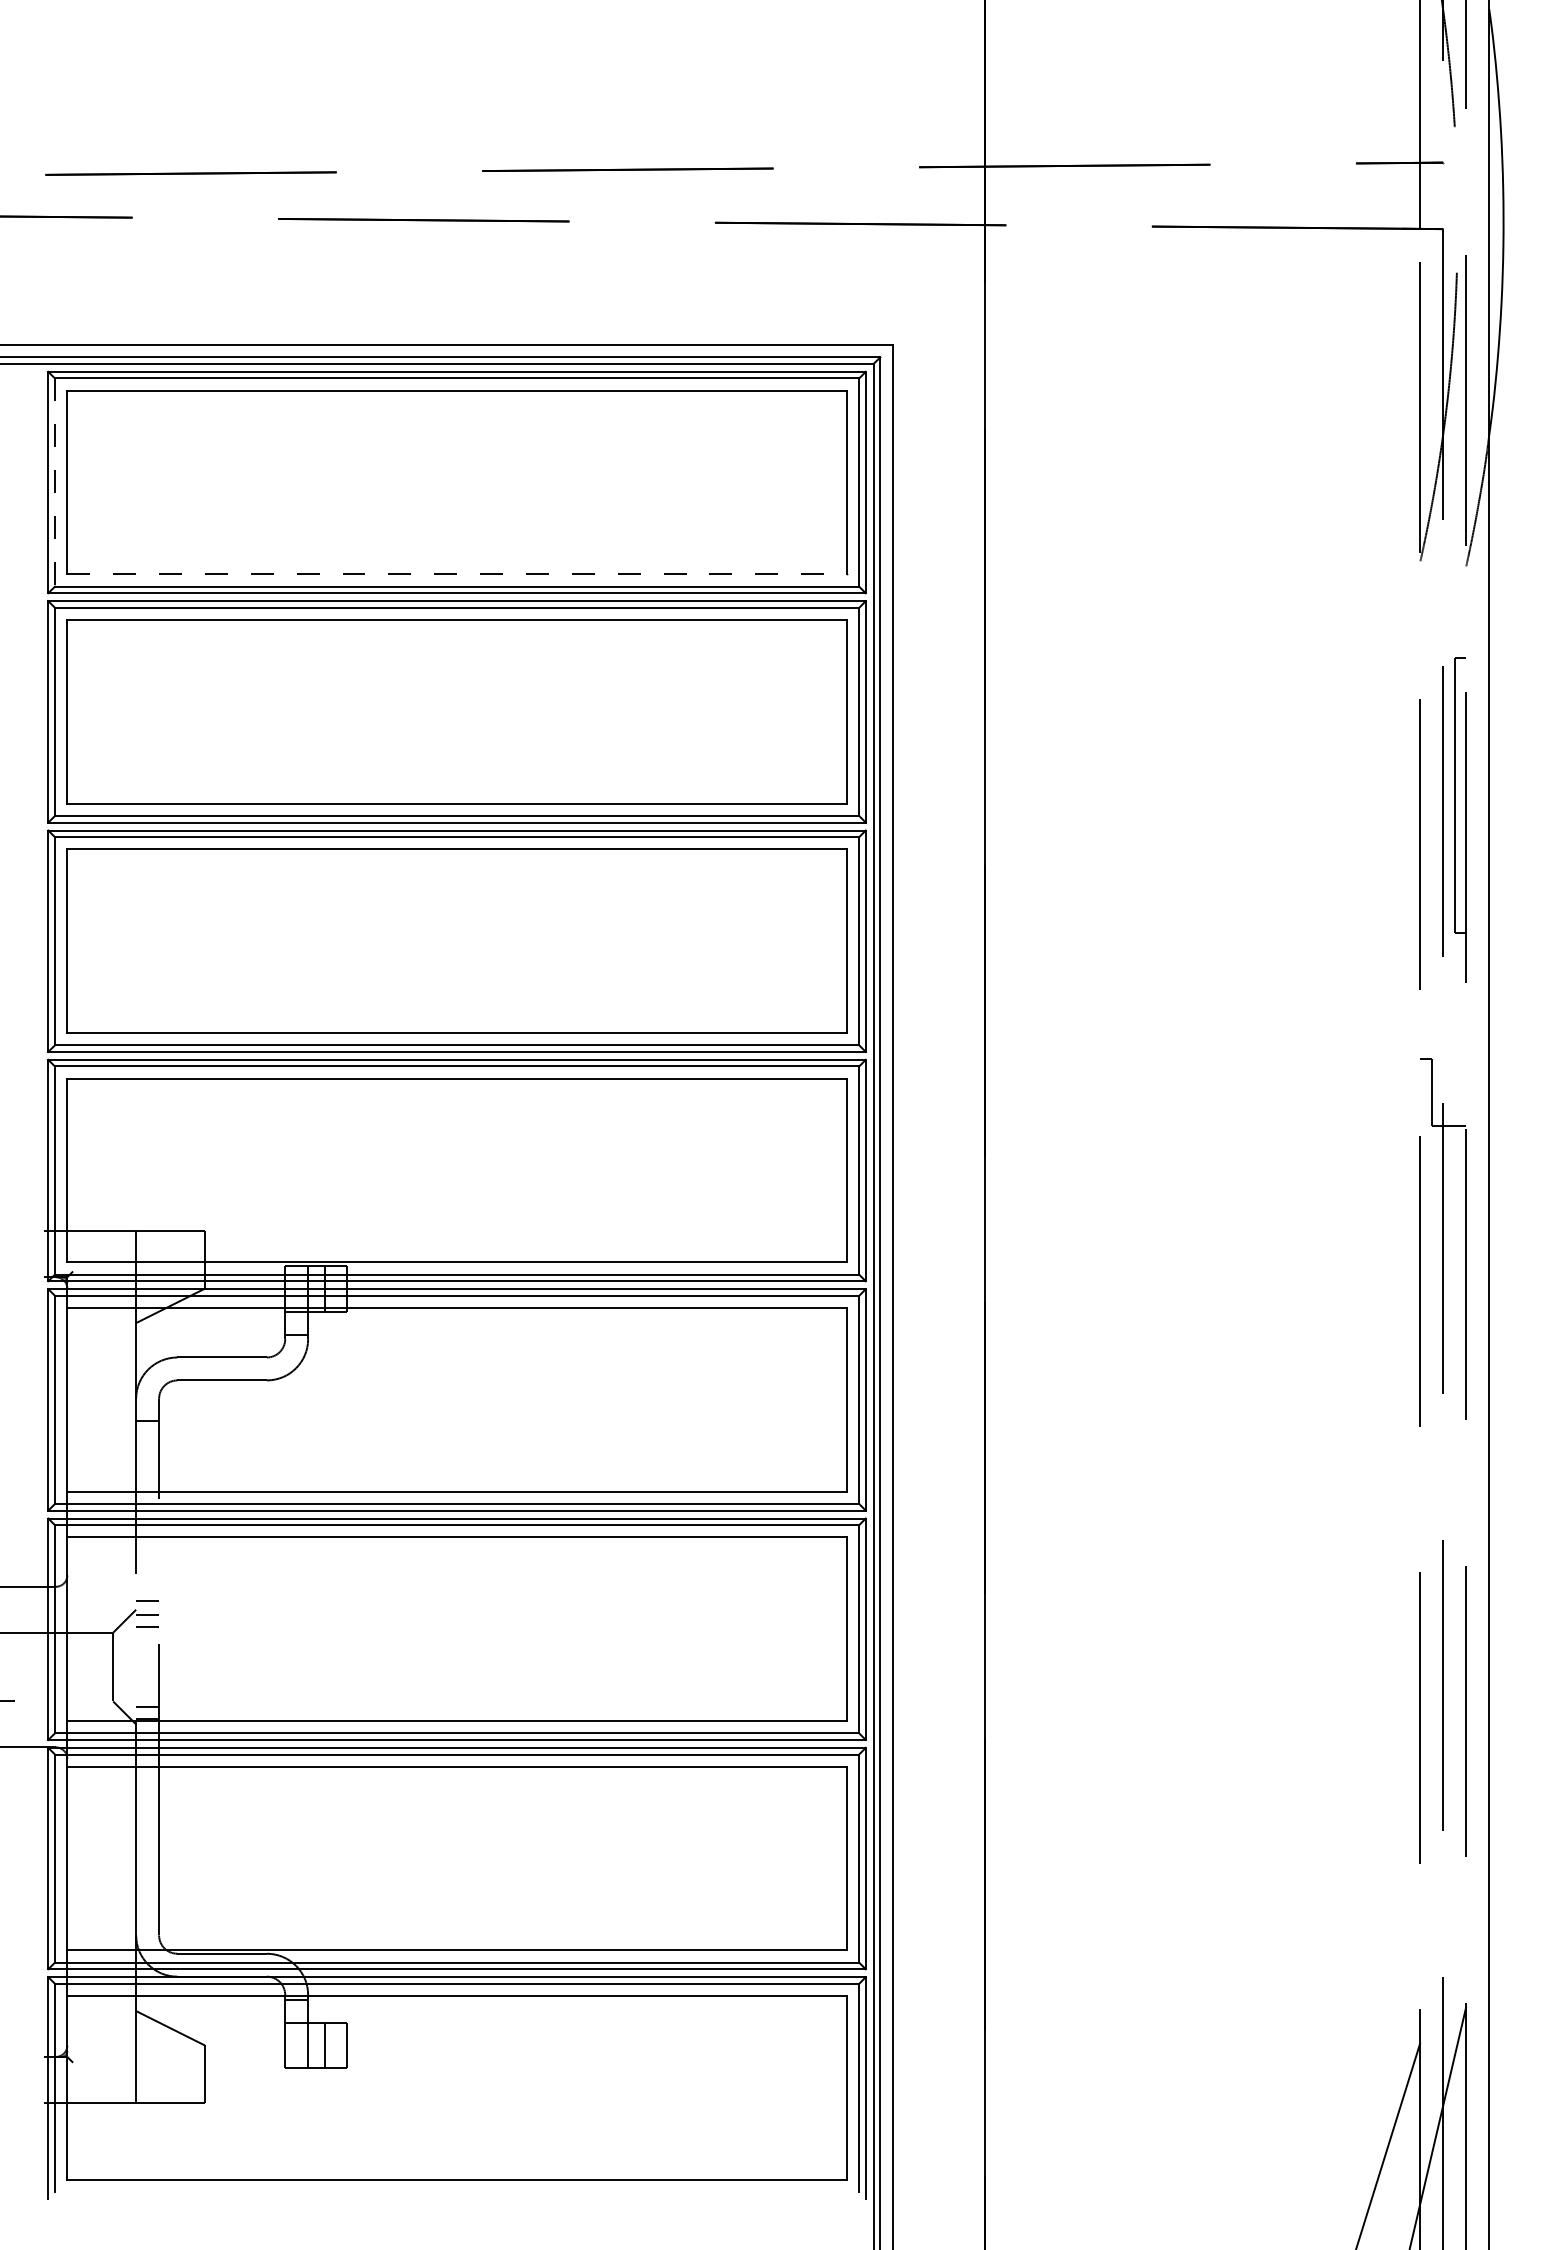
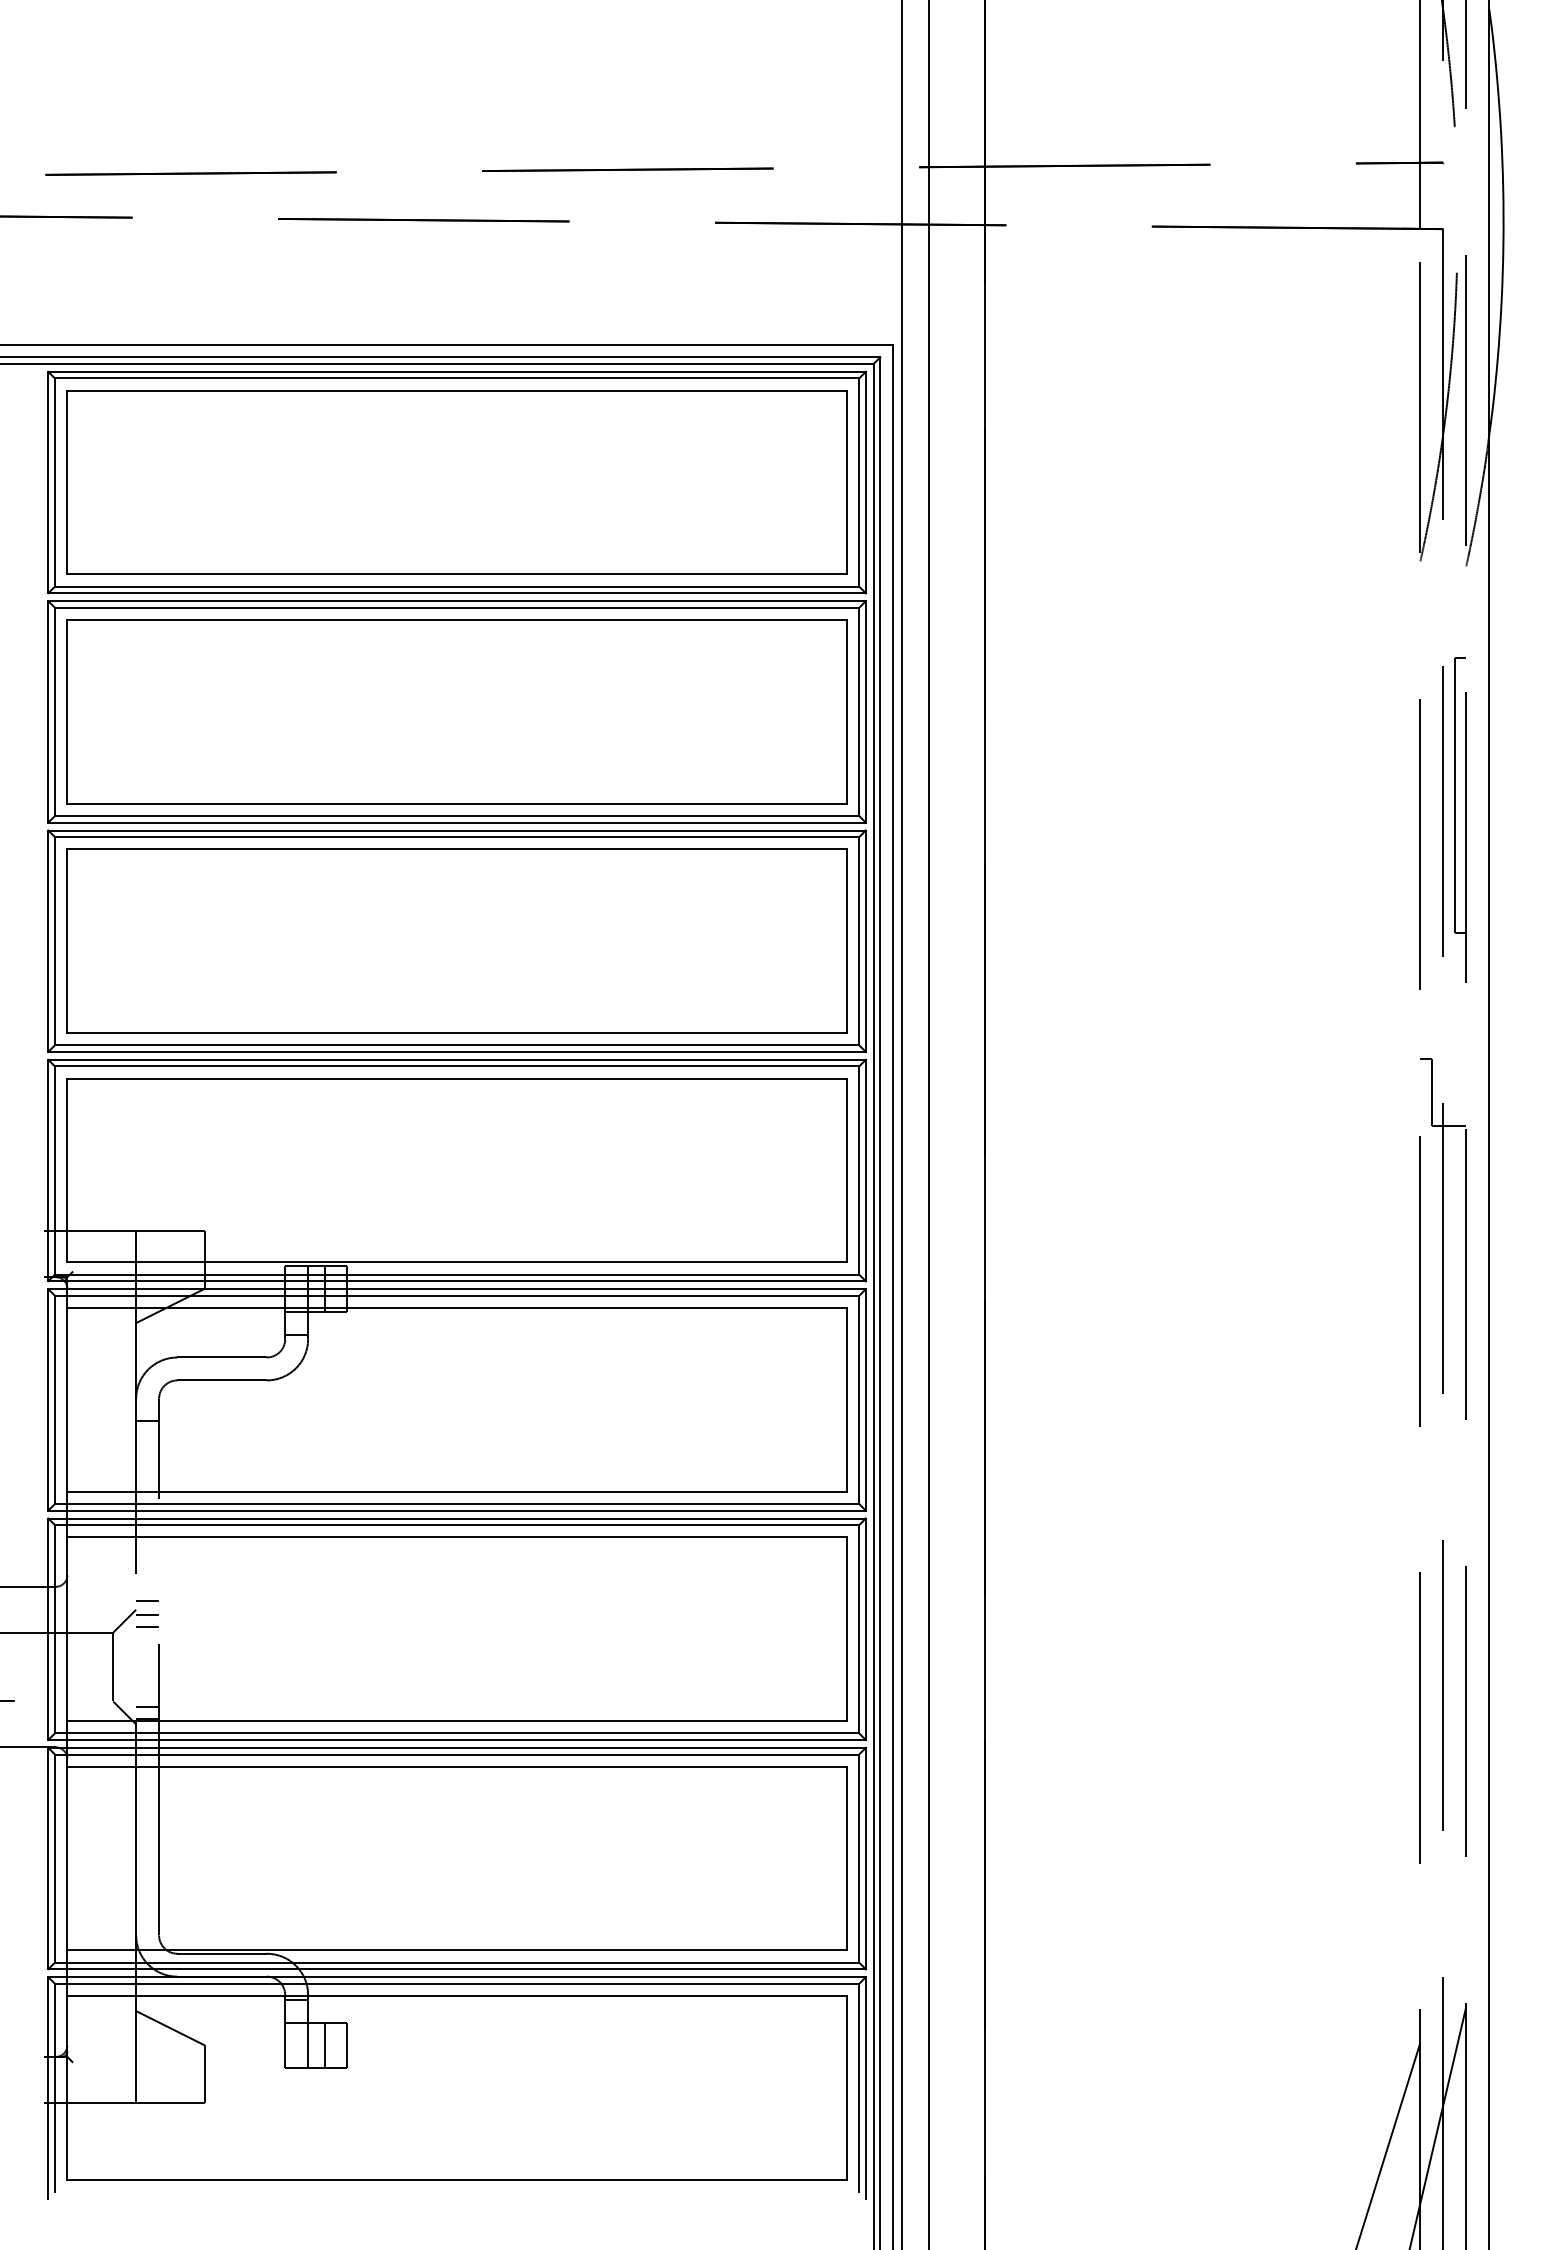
line: dashed -> solid (55, 483)
line: dashed -> solid (457, 574)
line: none -> present (902, 1124)
line: none -> present (928, 1124)
